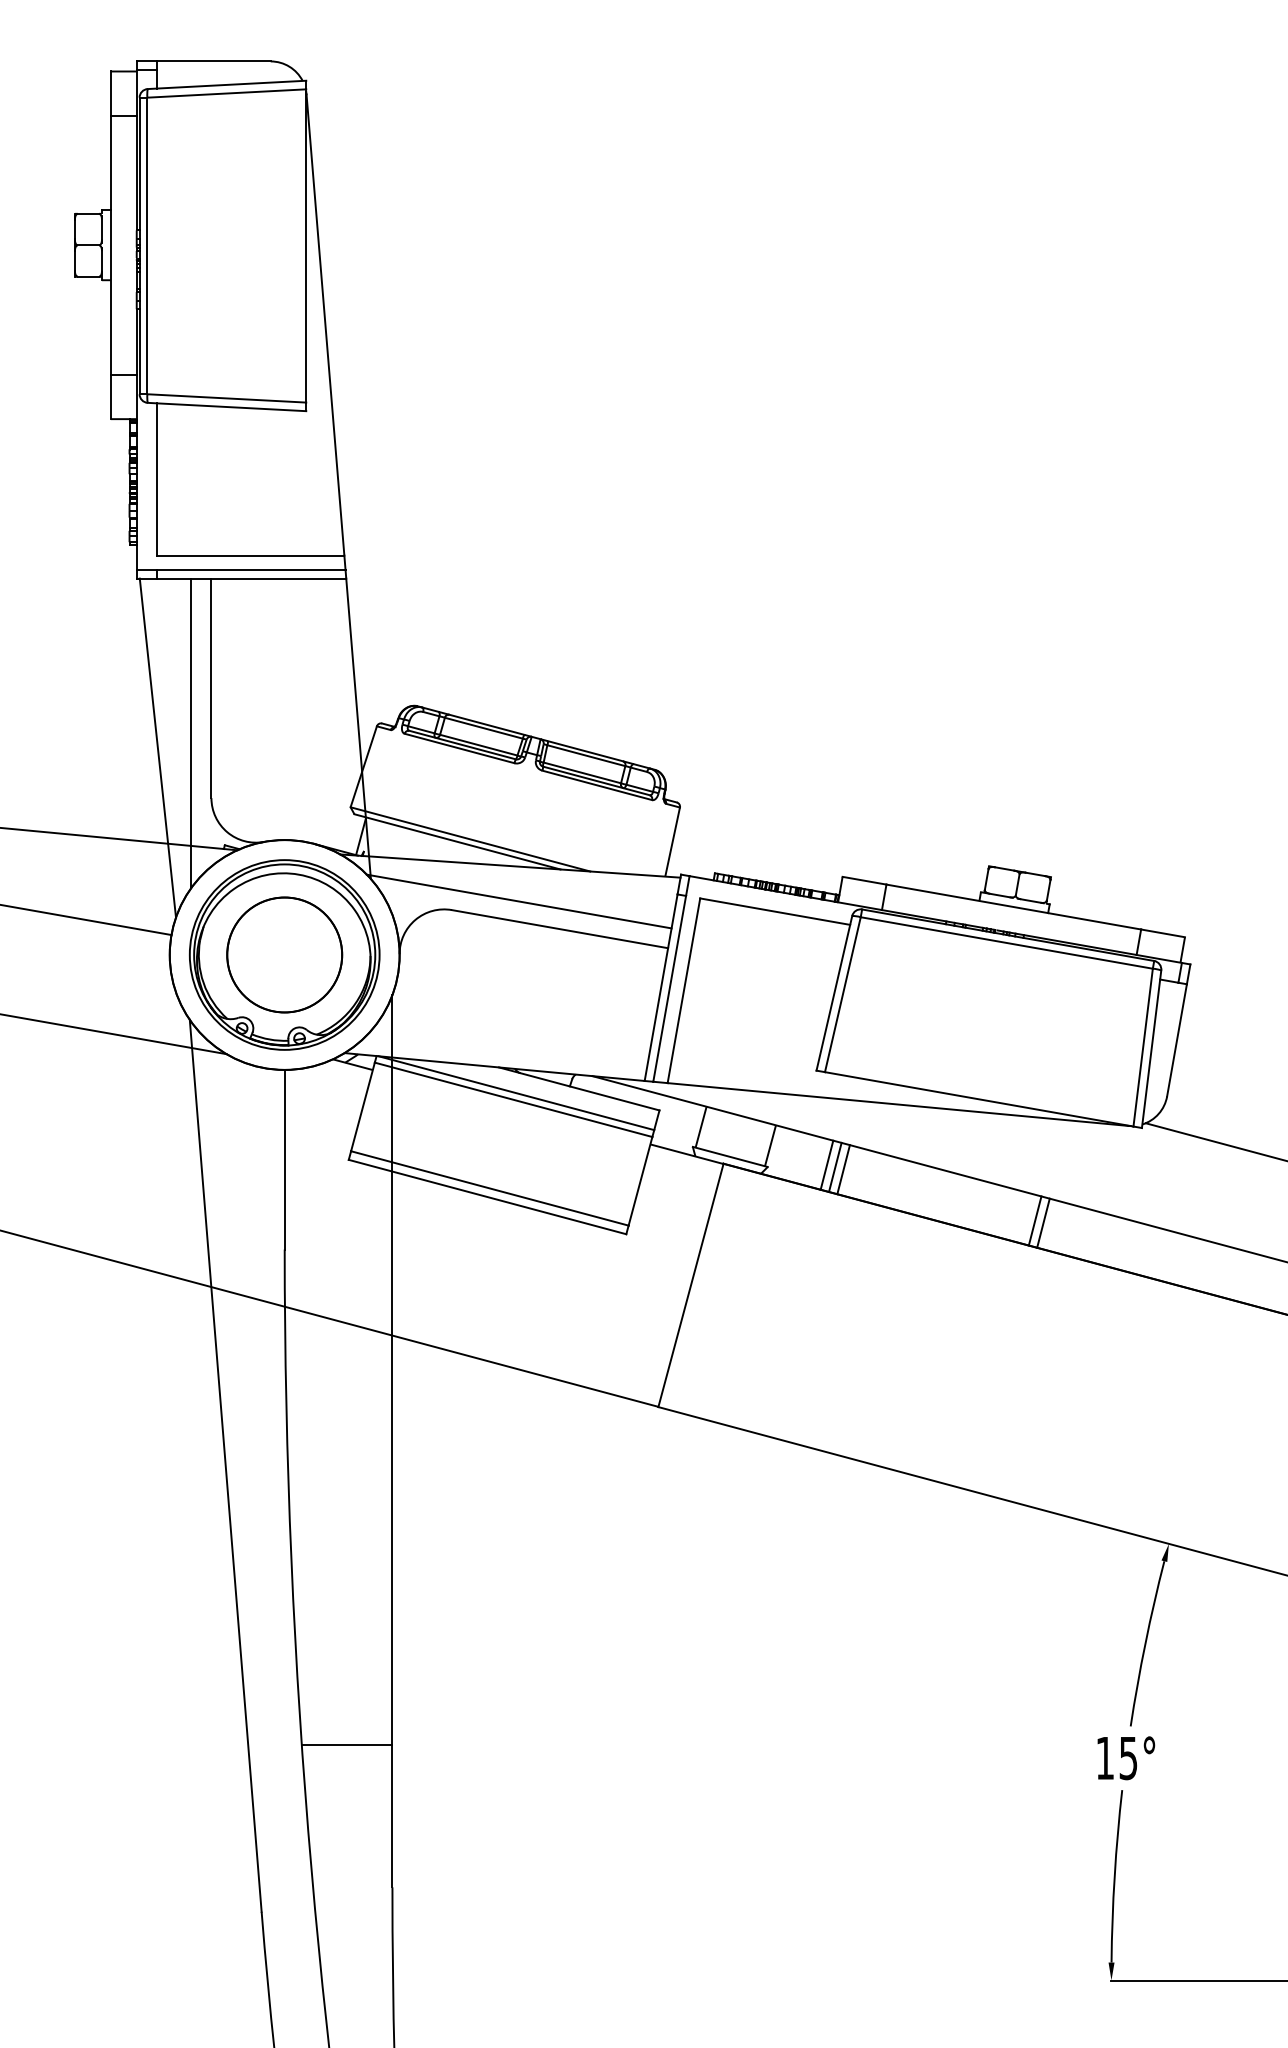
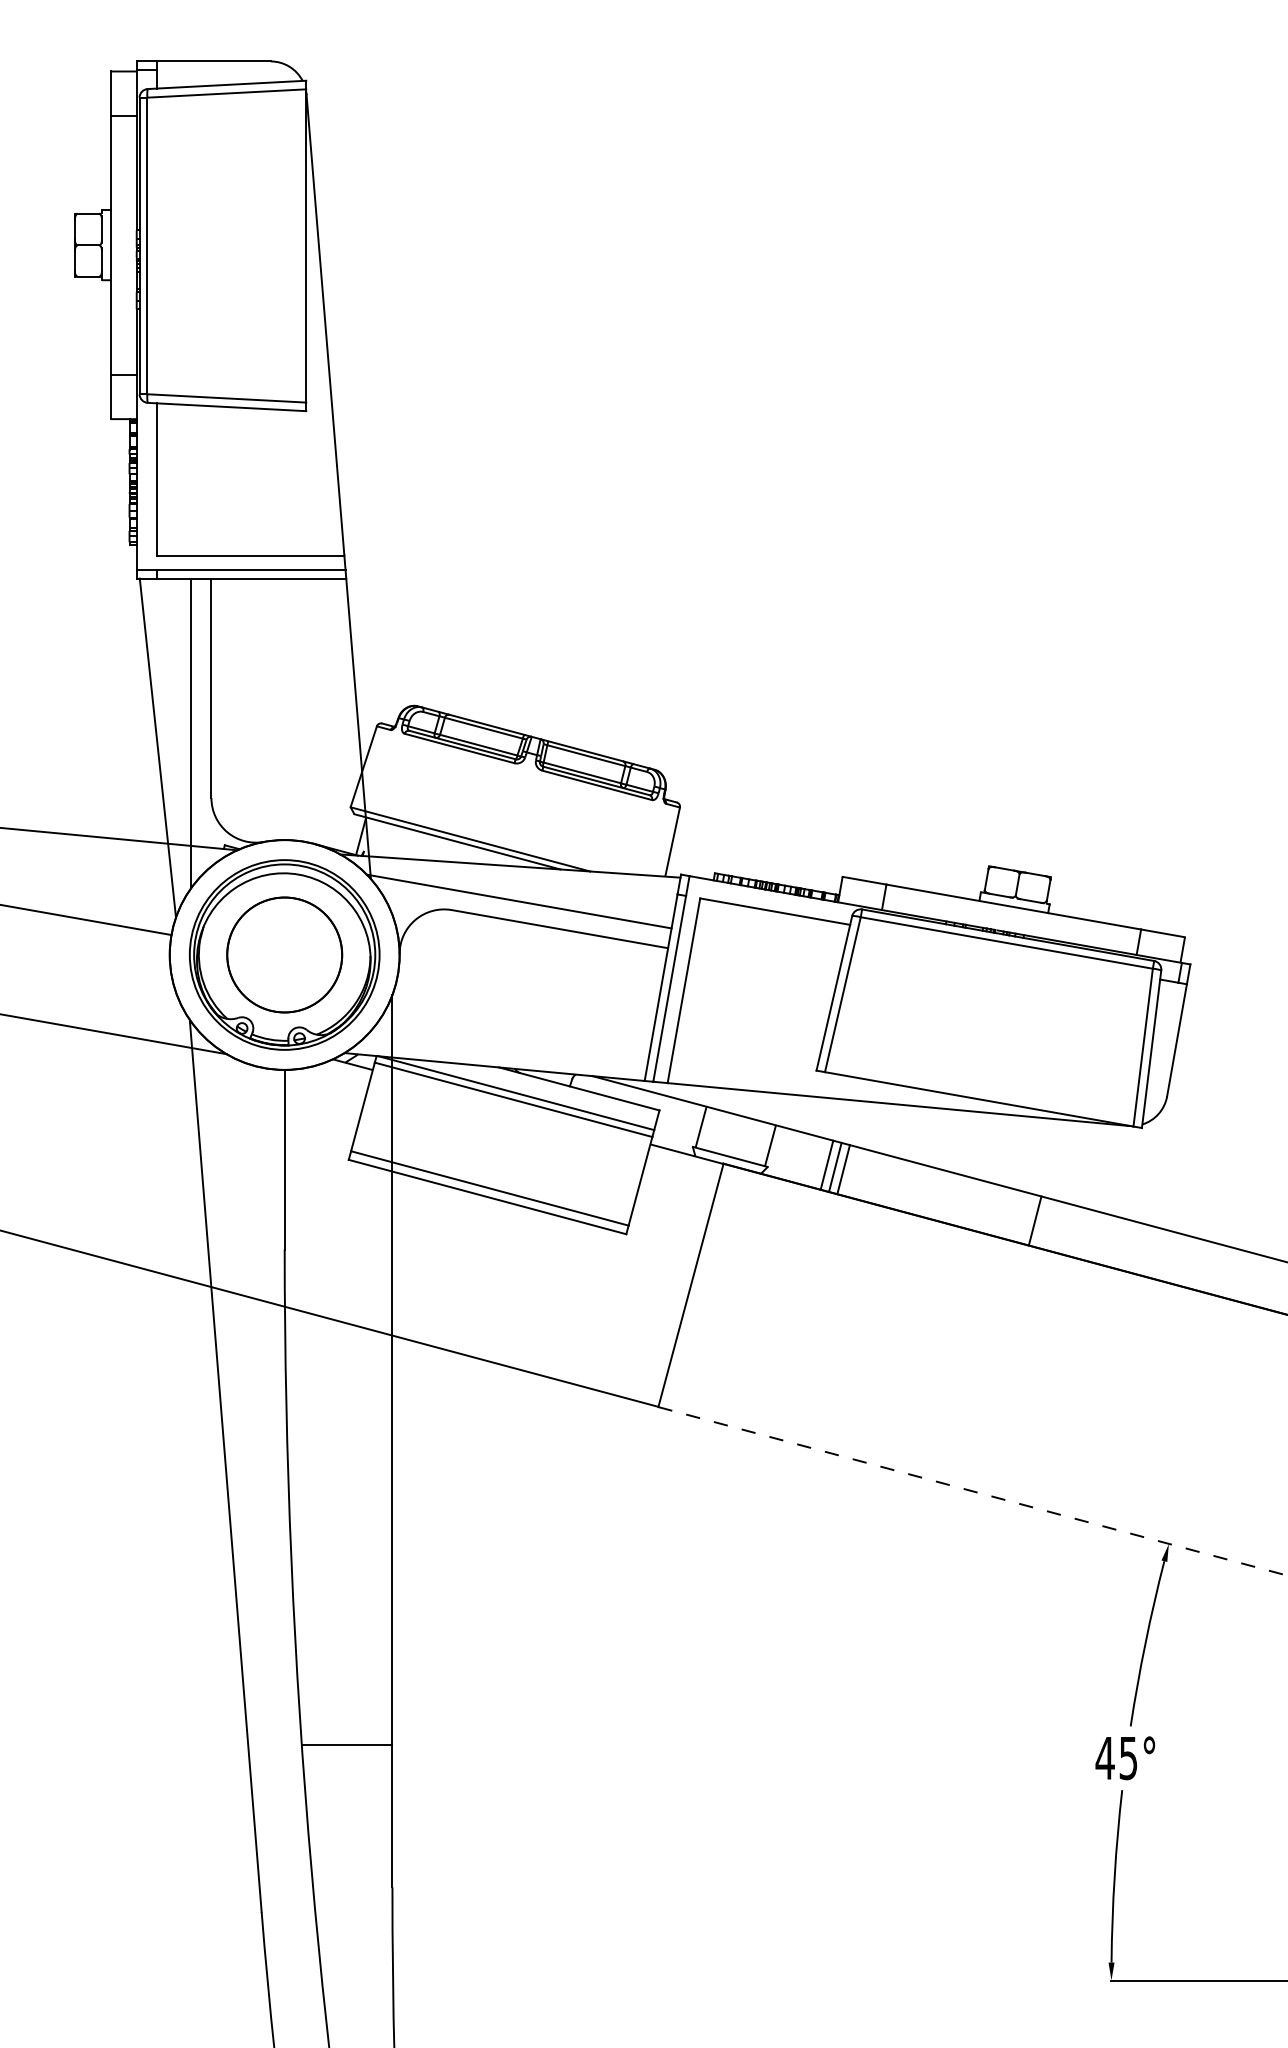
line: present -> none (1214, 1141)
line: present -> none (1043, 1222)
line: solid -> dashed (972, 1491)
text: 15° -> 45° (1104, 1758)
